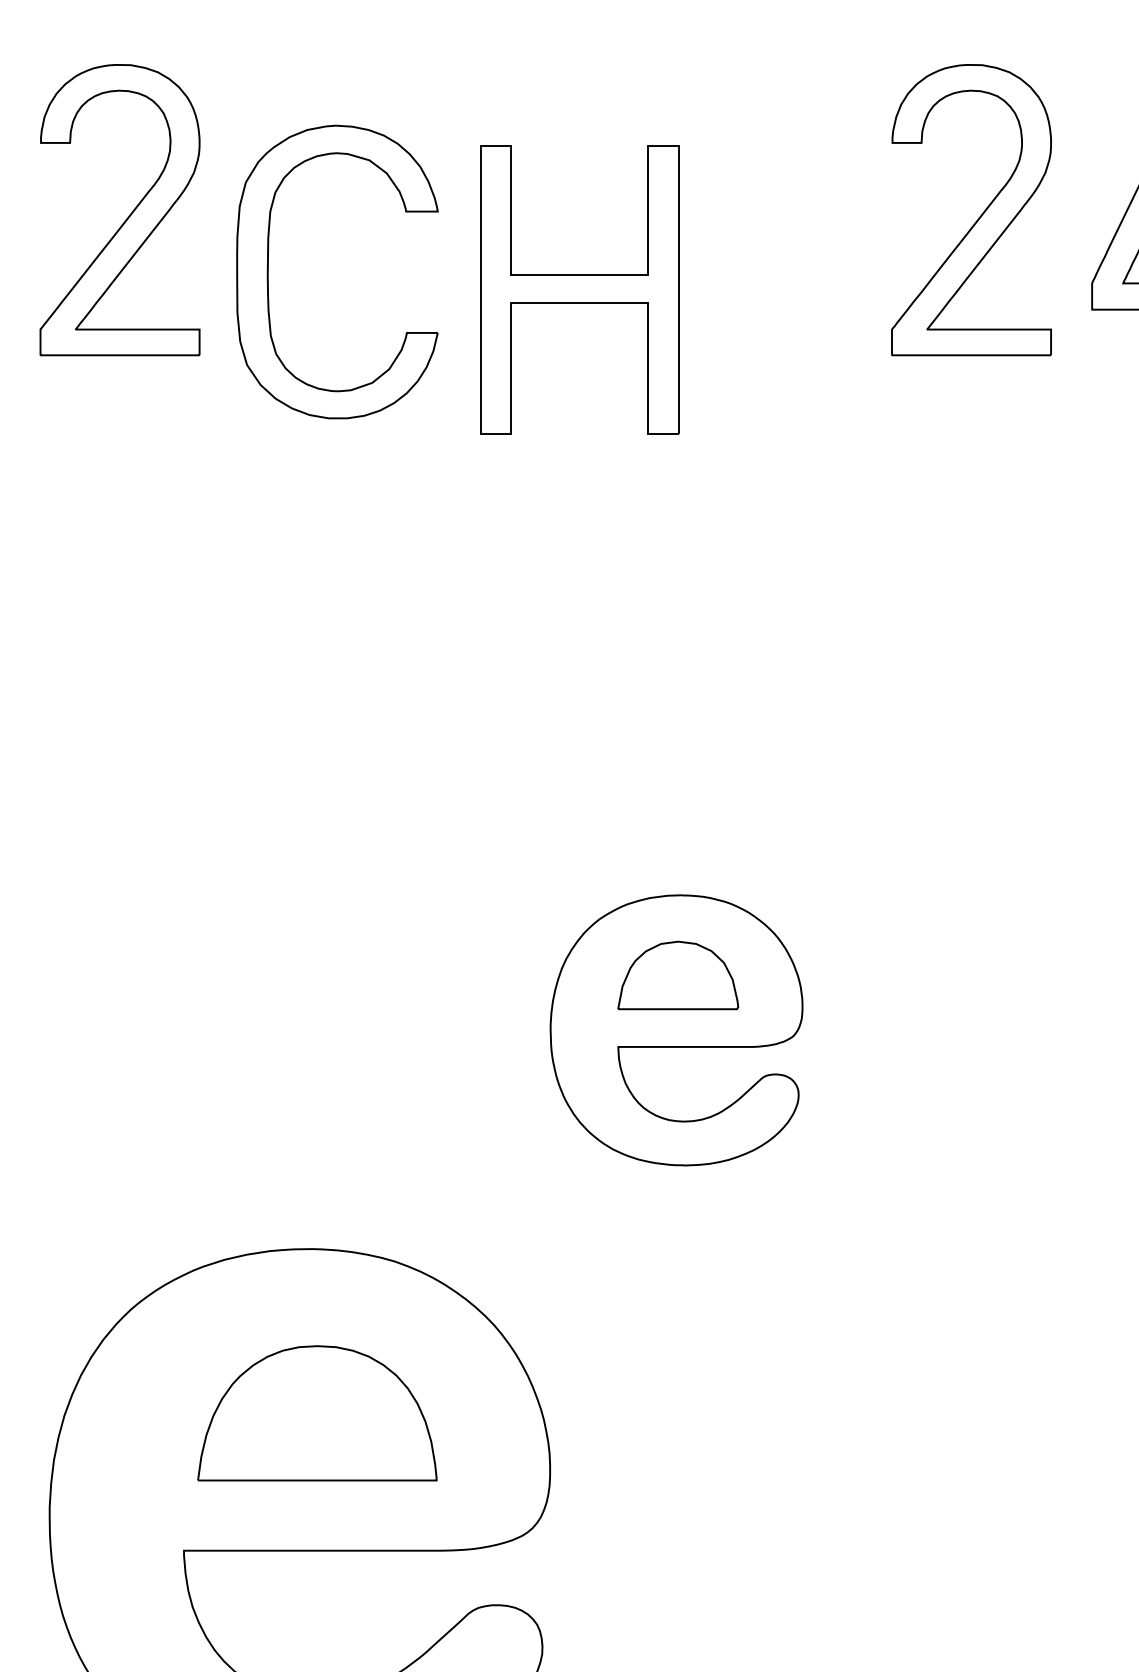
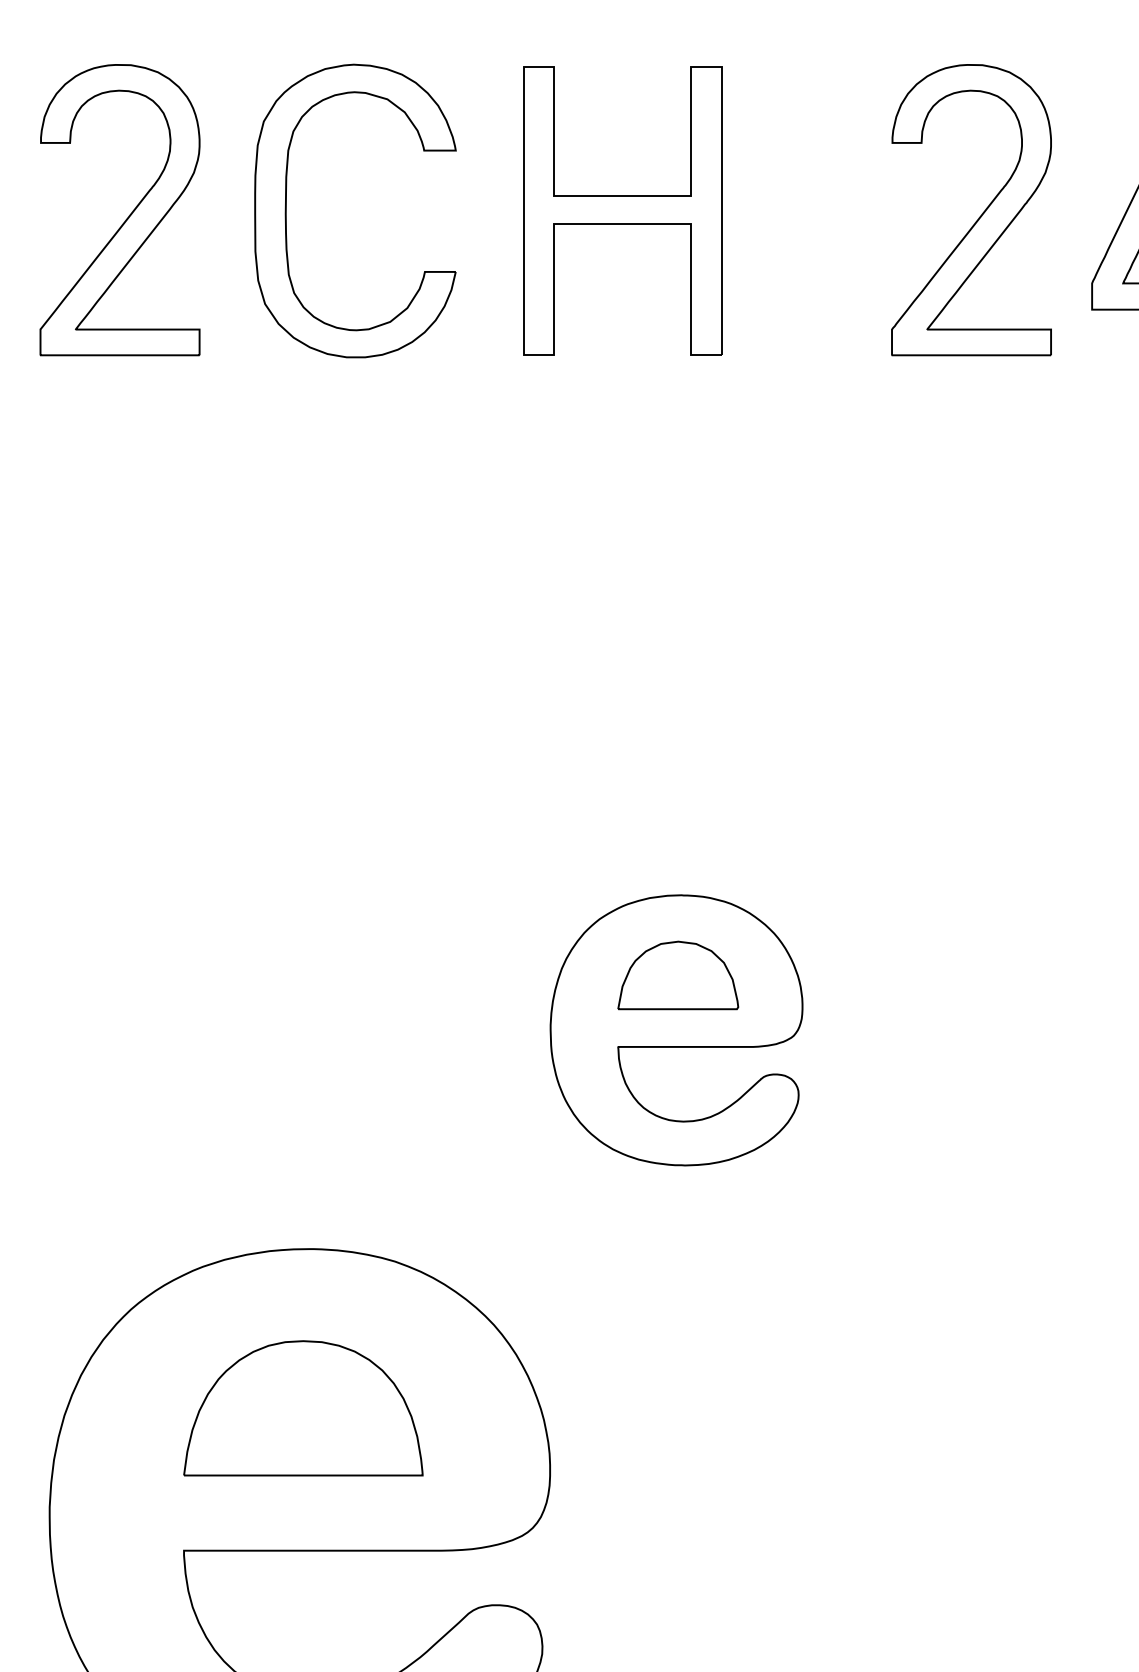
part position: (268, 271) -> (286, 210) (286, 210)
part position: (579, 289) -> (622, 210) (622, 210)
part position: (317, 1413) -> (303, 1408) (303, 1408)
